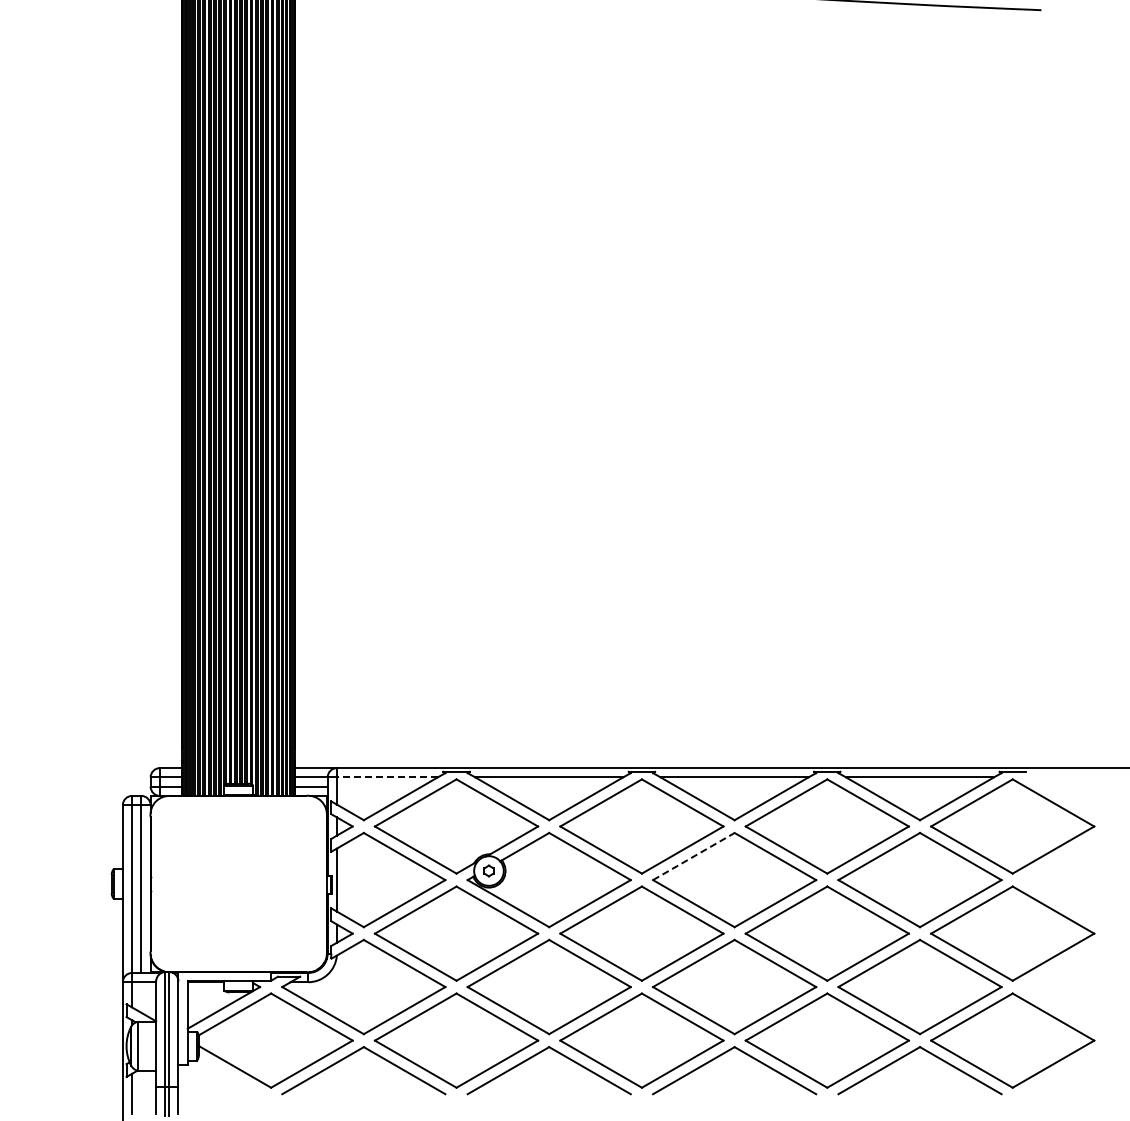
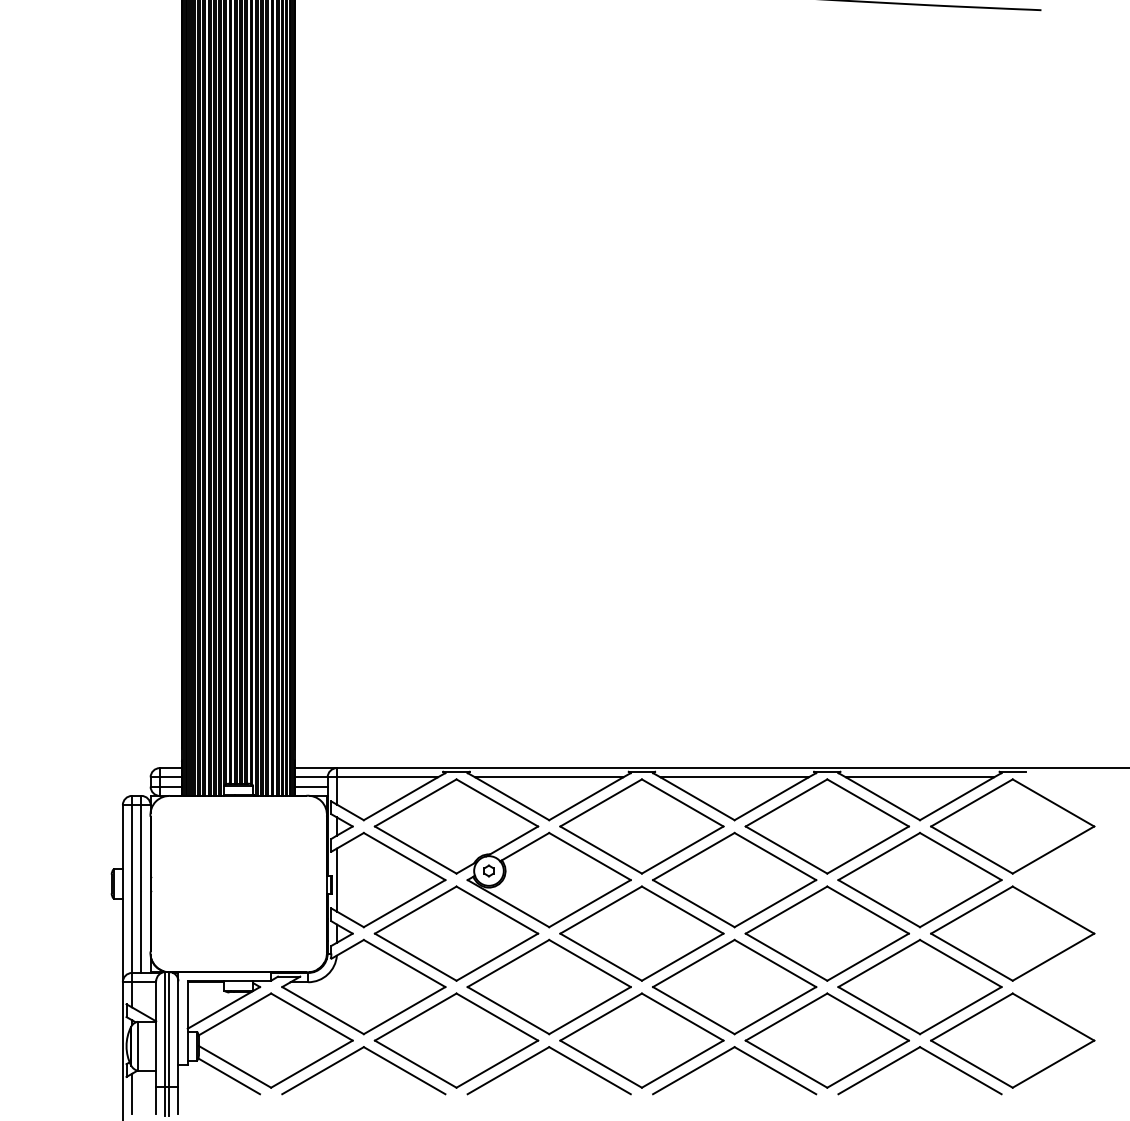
line: dashed -> solid (386, 777)
line: dashed -> solid (694, 856)
line: none -> present (229, 1076)
